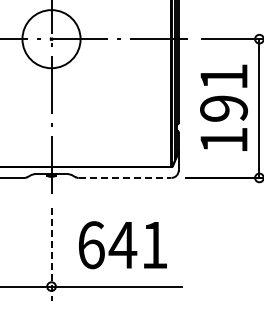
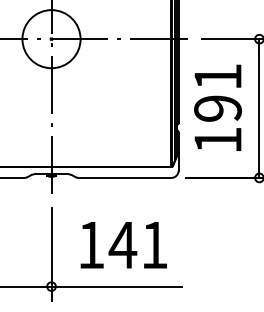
text position: (223, 107) -> (217, 107) (217, 107)
line: dashed -> solid (125, 177)
text: 641 -> 141 (91, 245)
line: dashed -> solid (51, 255)
